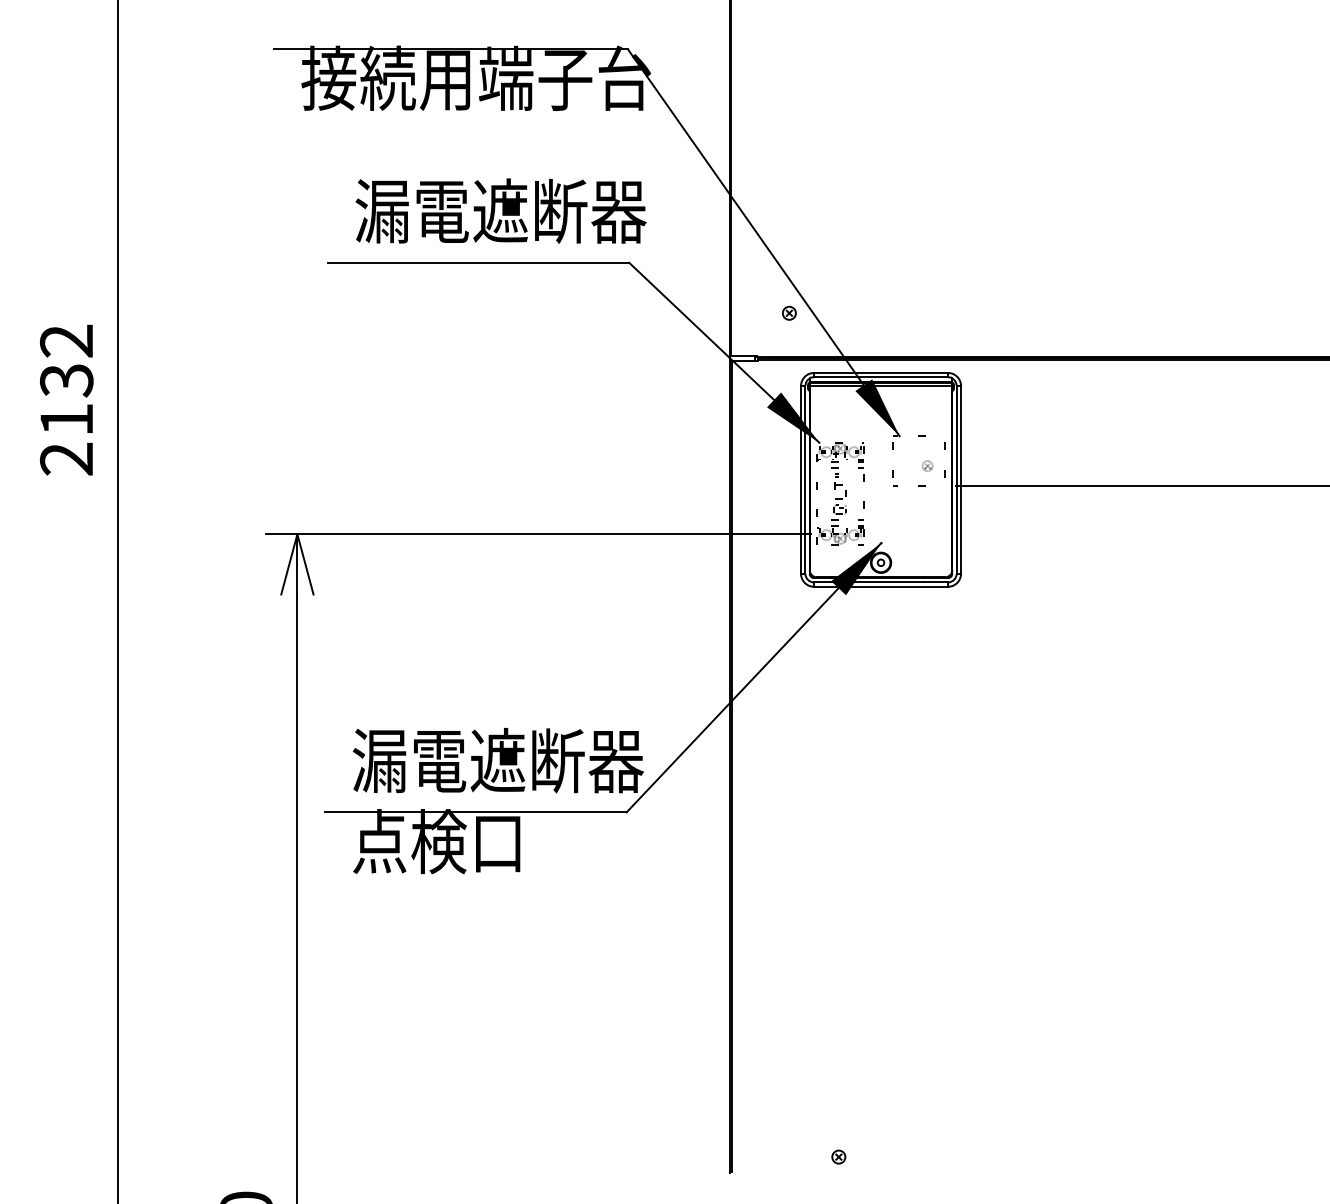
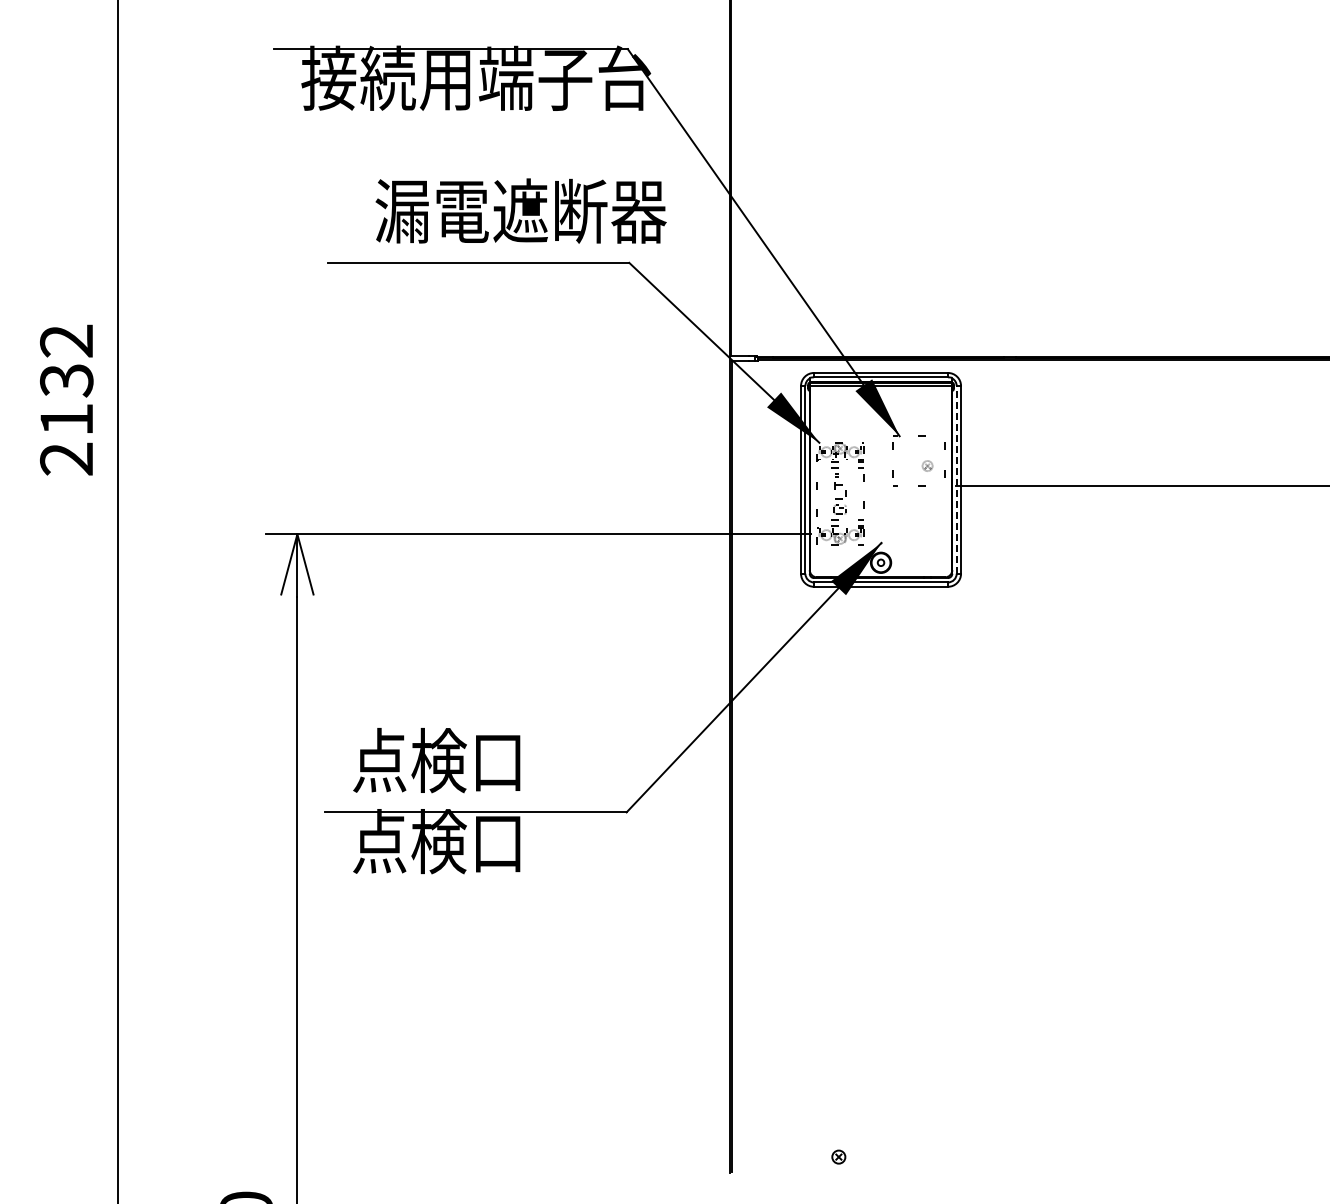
text position: (500, 210) -> (520, 210) (520, 210)
part: present -> none (789, 312)
line: solid -> dashed (956, 479)
text: 漏電遮断器 -> 点検口 (498, 760)
